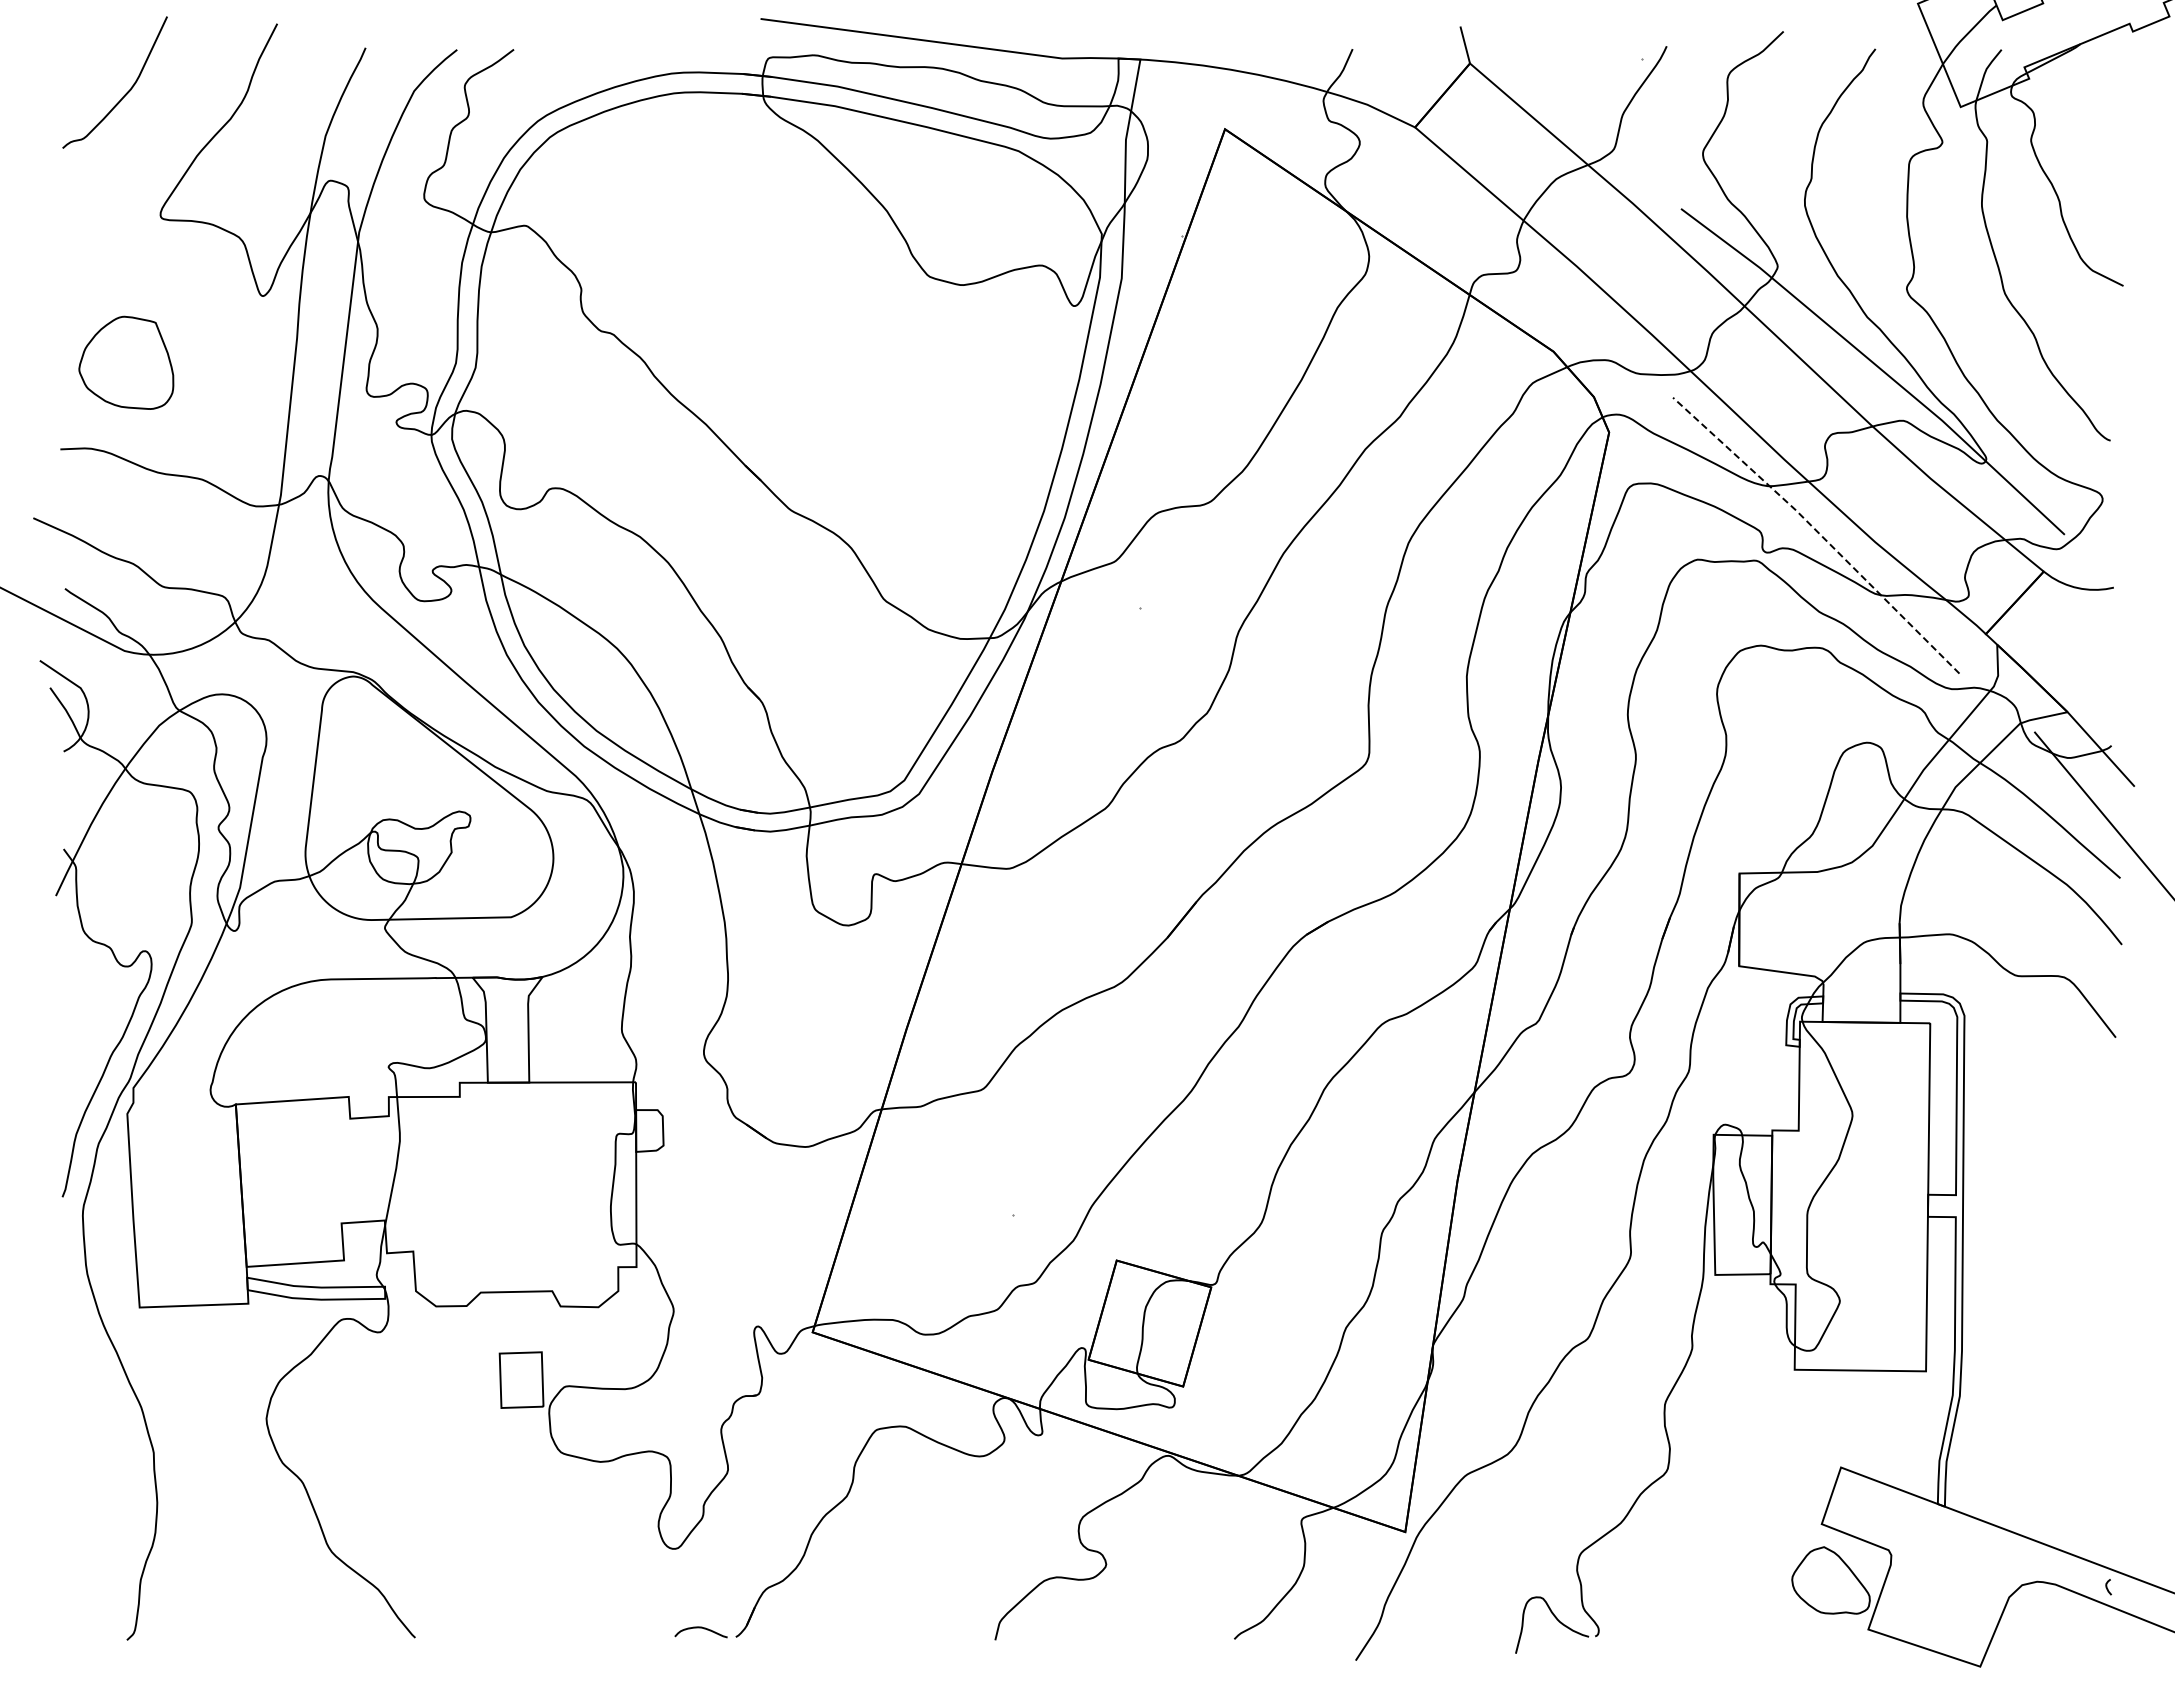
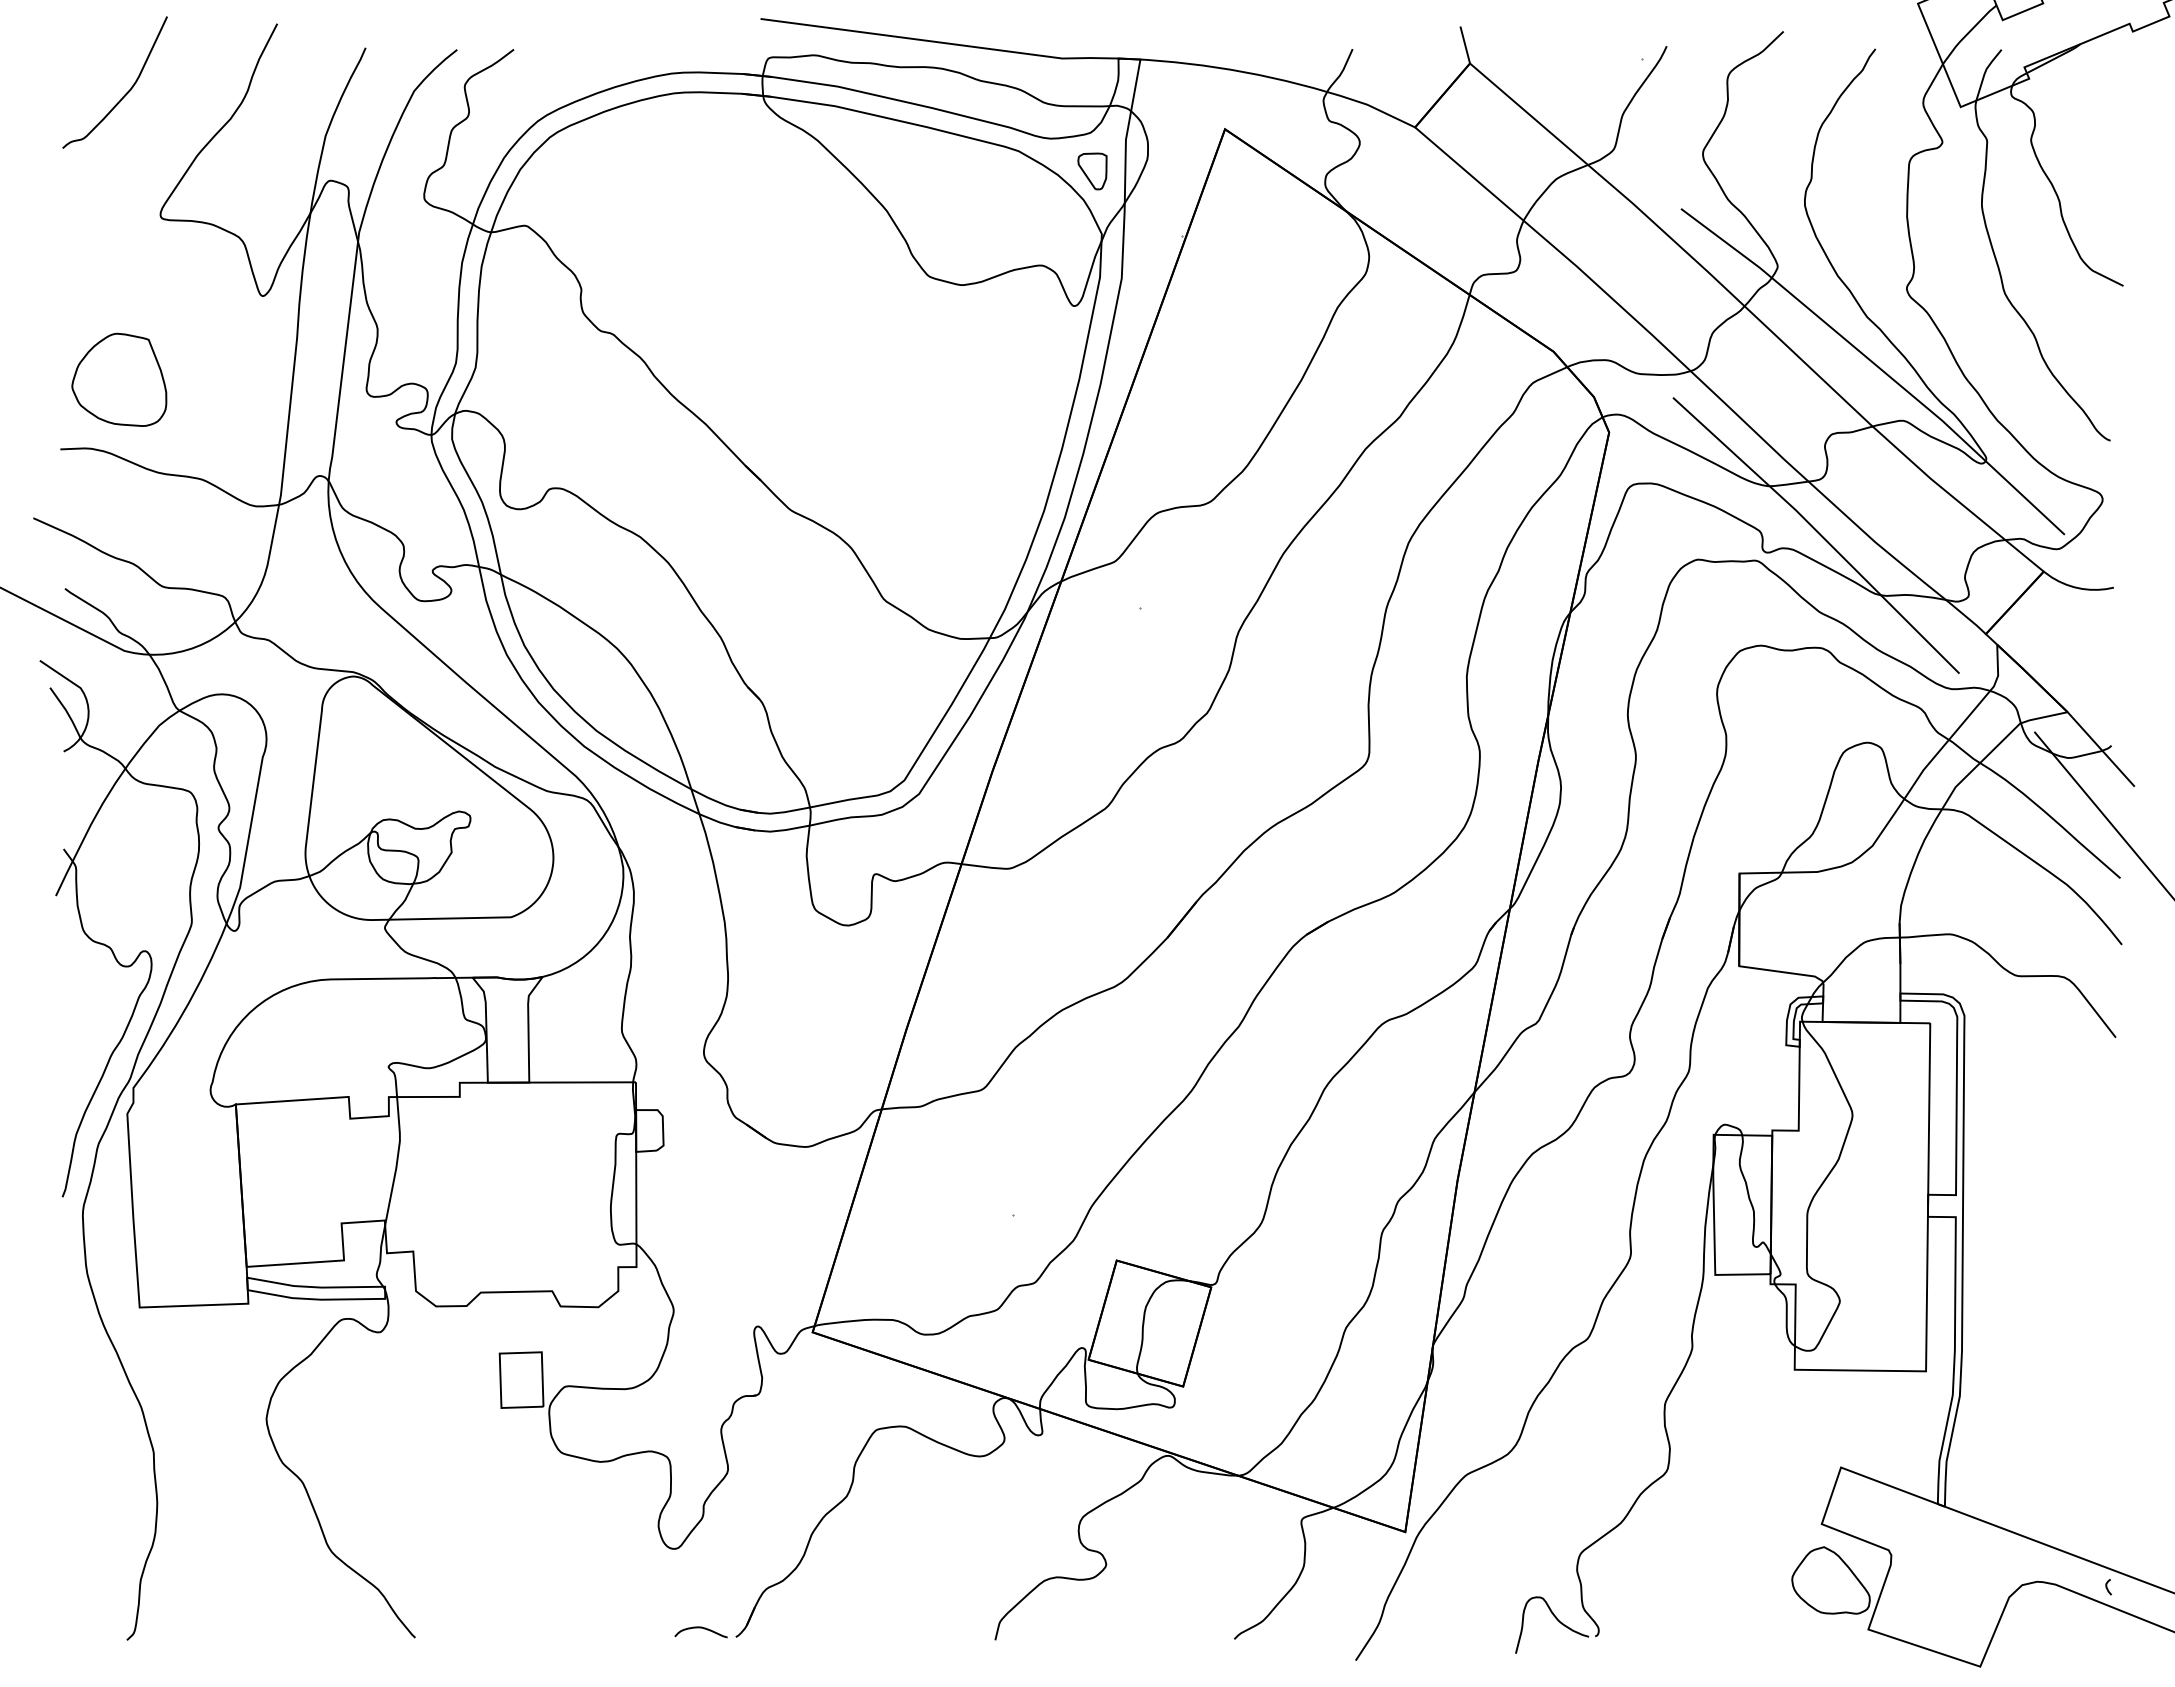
part: none -> present (1092, 171)
part position: (126, 362) -> (119, 379) (119, 379)
line: dashed -> solid (1818, 532)
